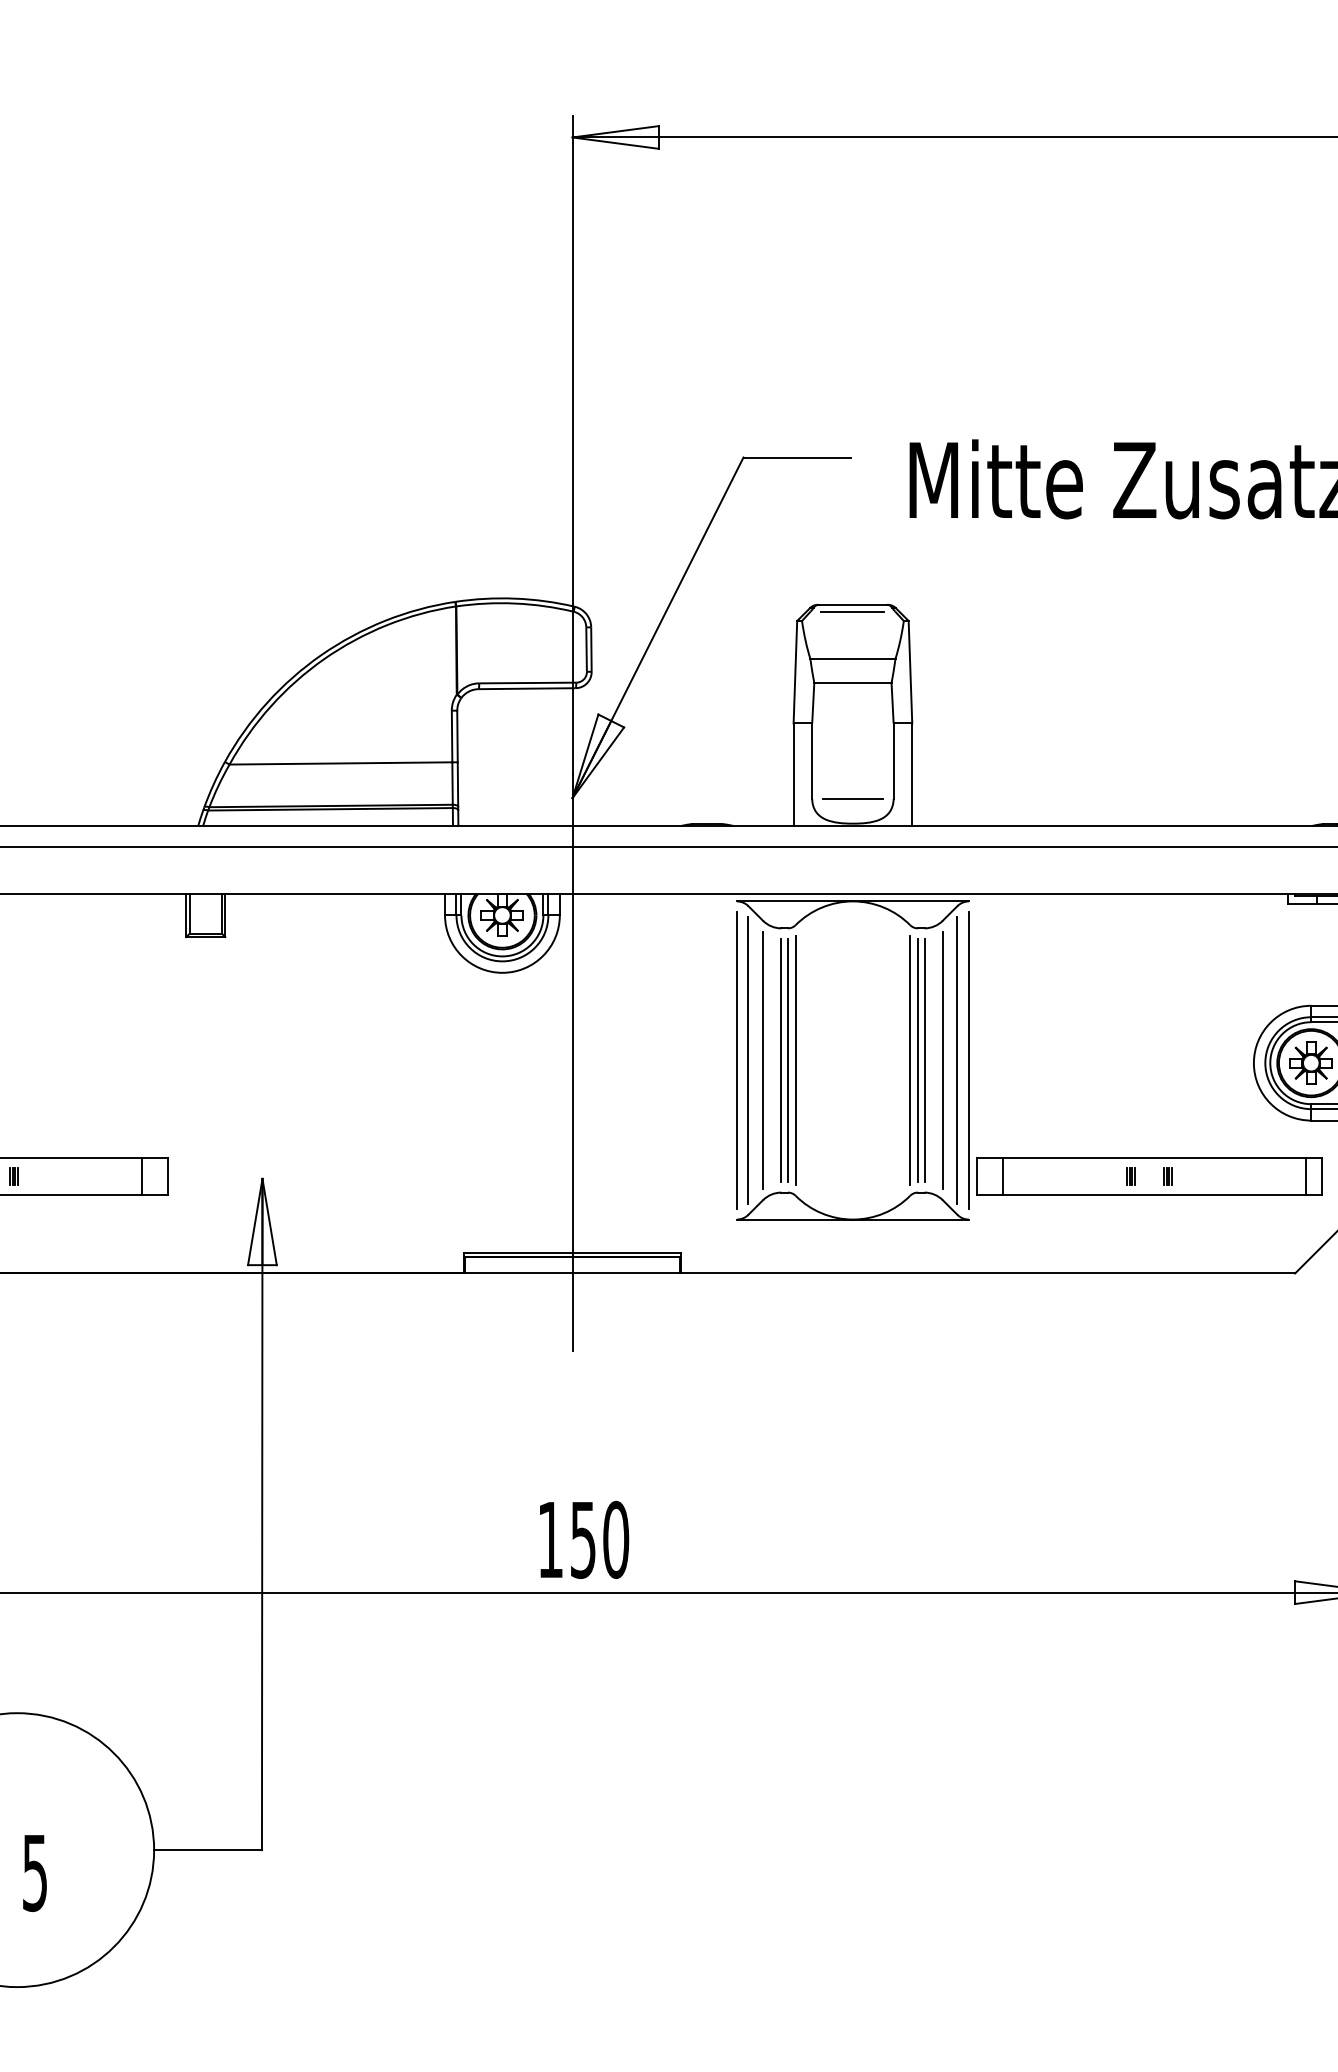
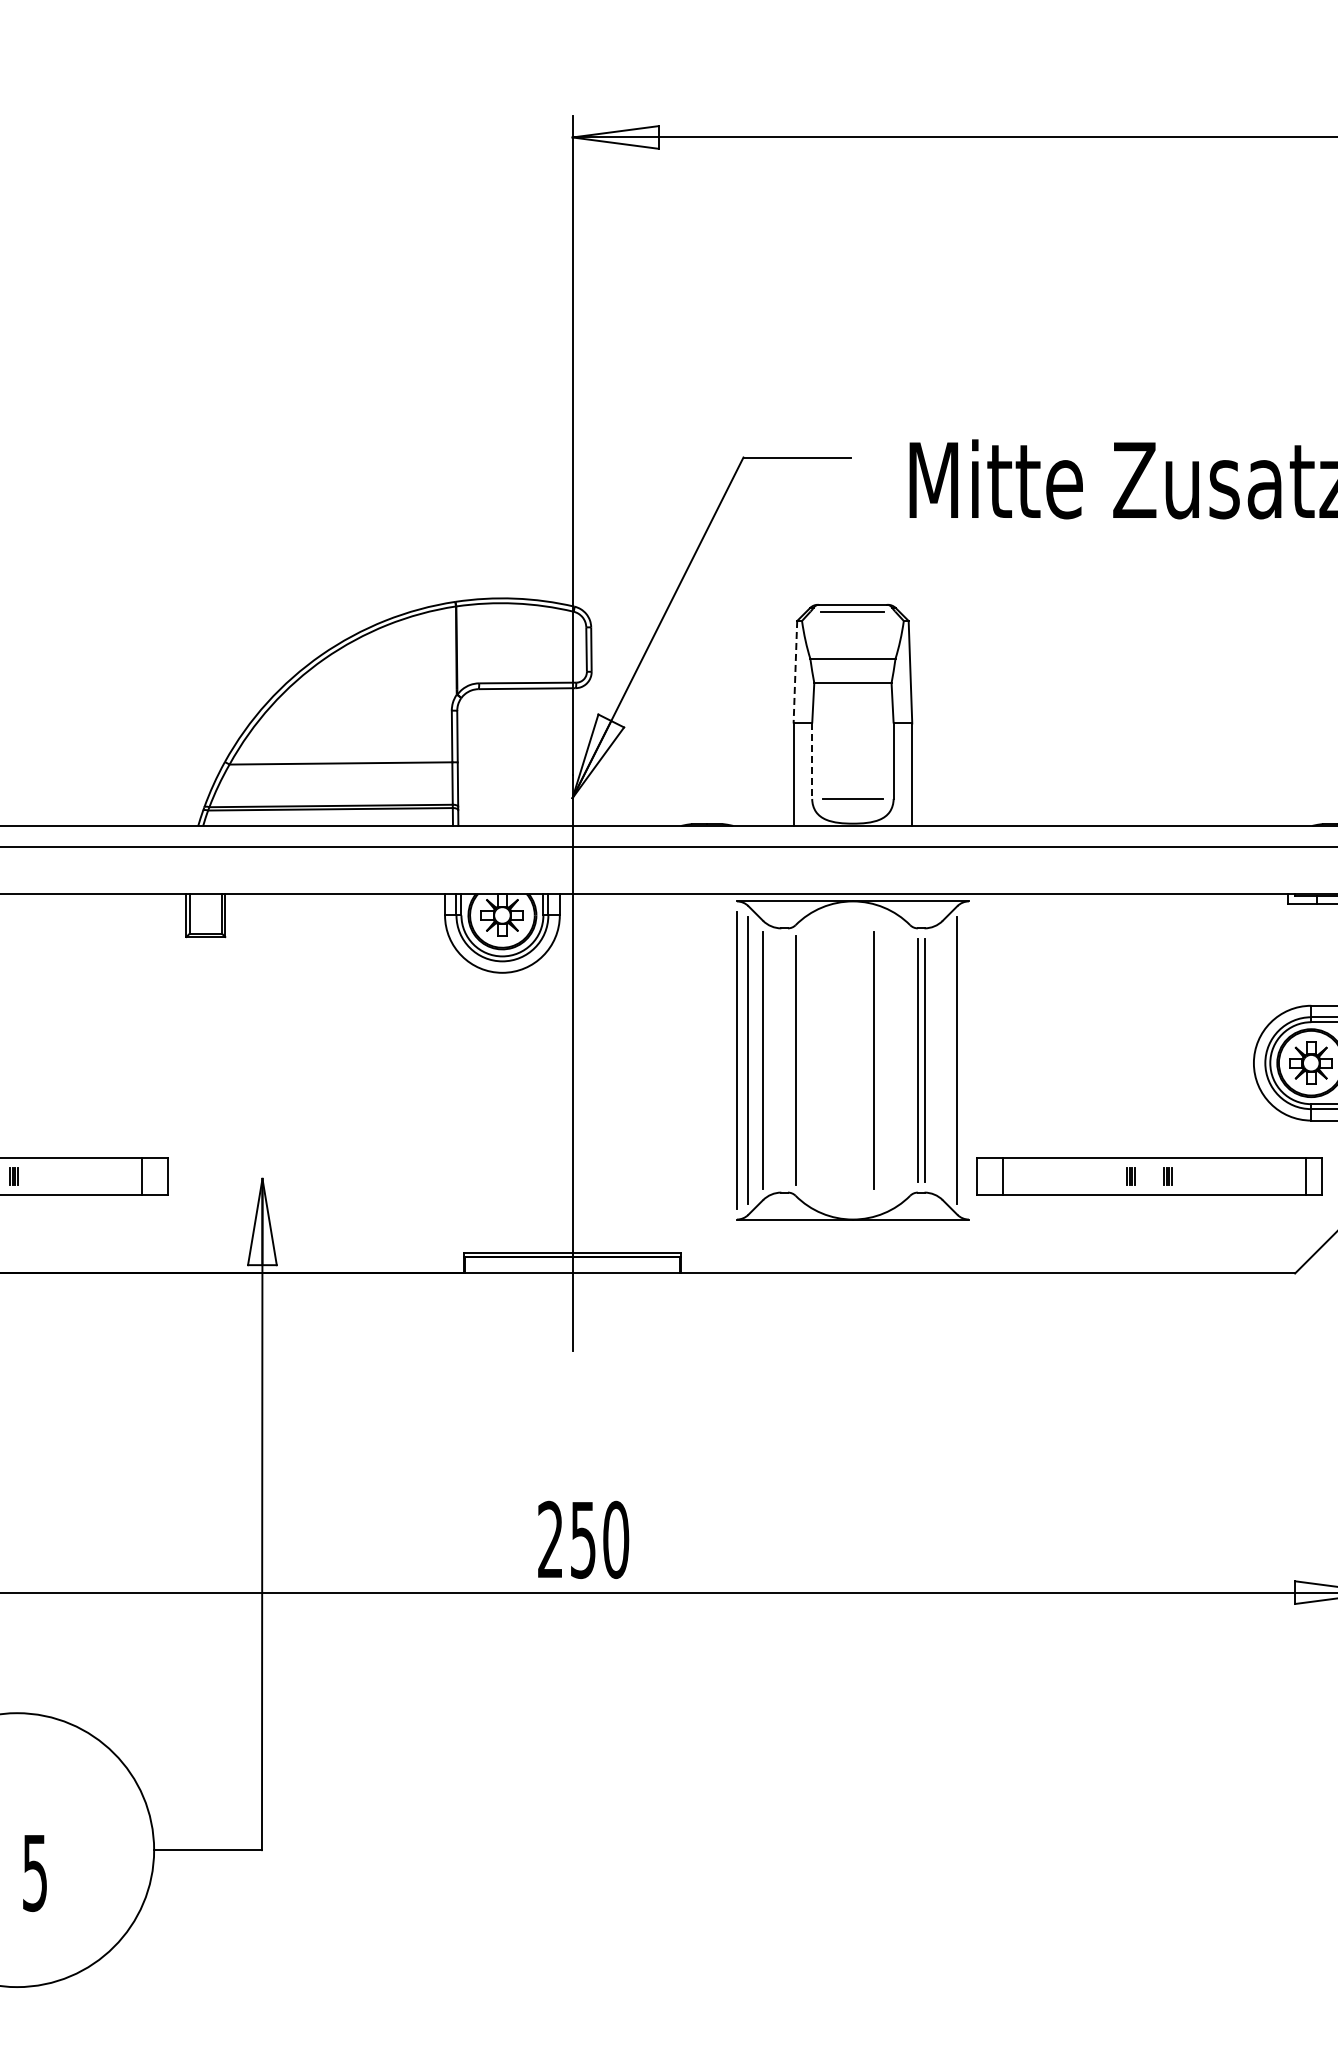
line: solid -> dashed (795, 672)
line: solid -> dashed (812, 761)
line: present -> none (781, 1060)
line: present -> none (787, 1060)
line: present -> none (910, 1060)
line position: (942, 1060) -> (873, 1060) (873, 1060)
line: present -> none (968, 1060)
text: 150 -> 250 (550, 1538)
